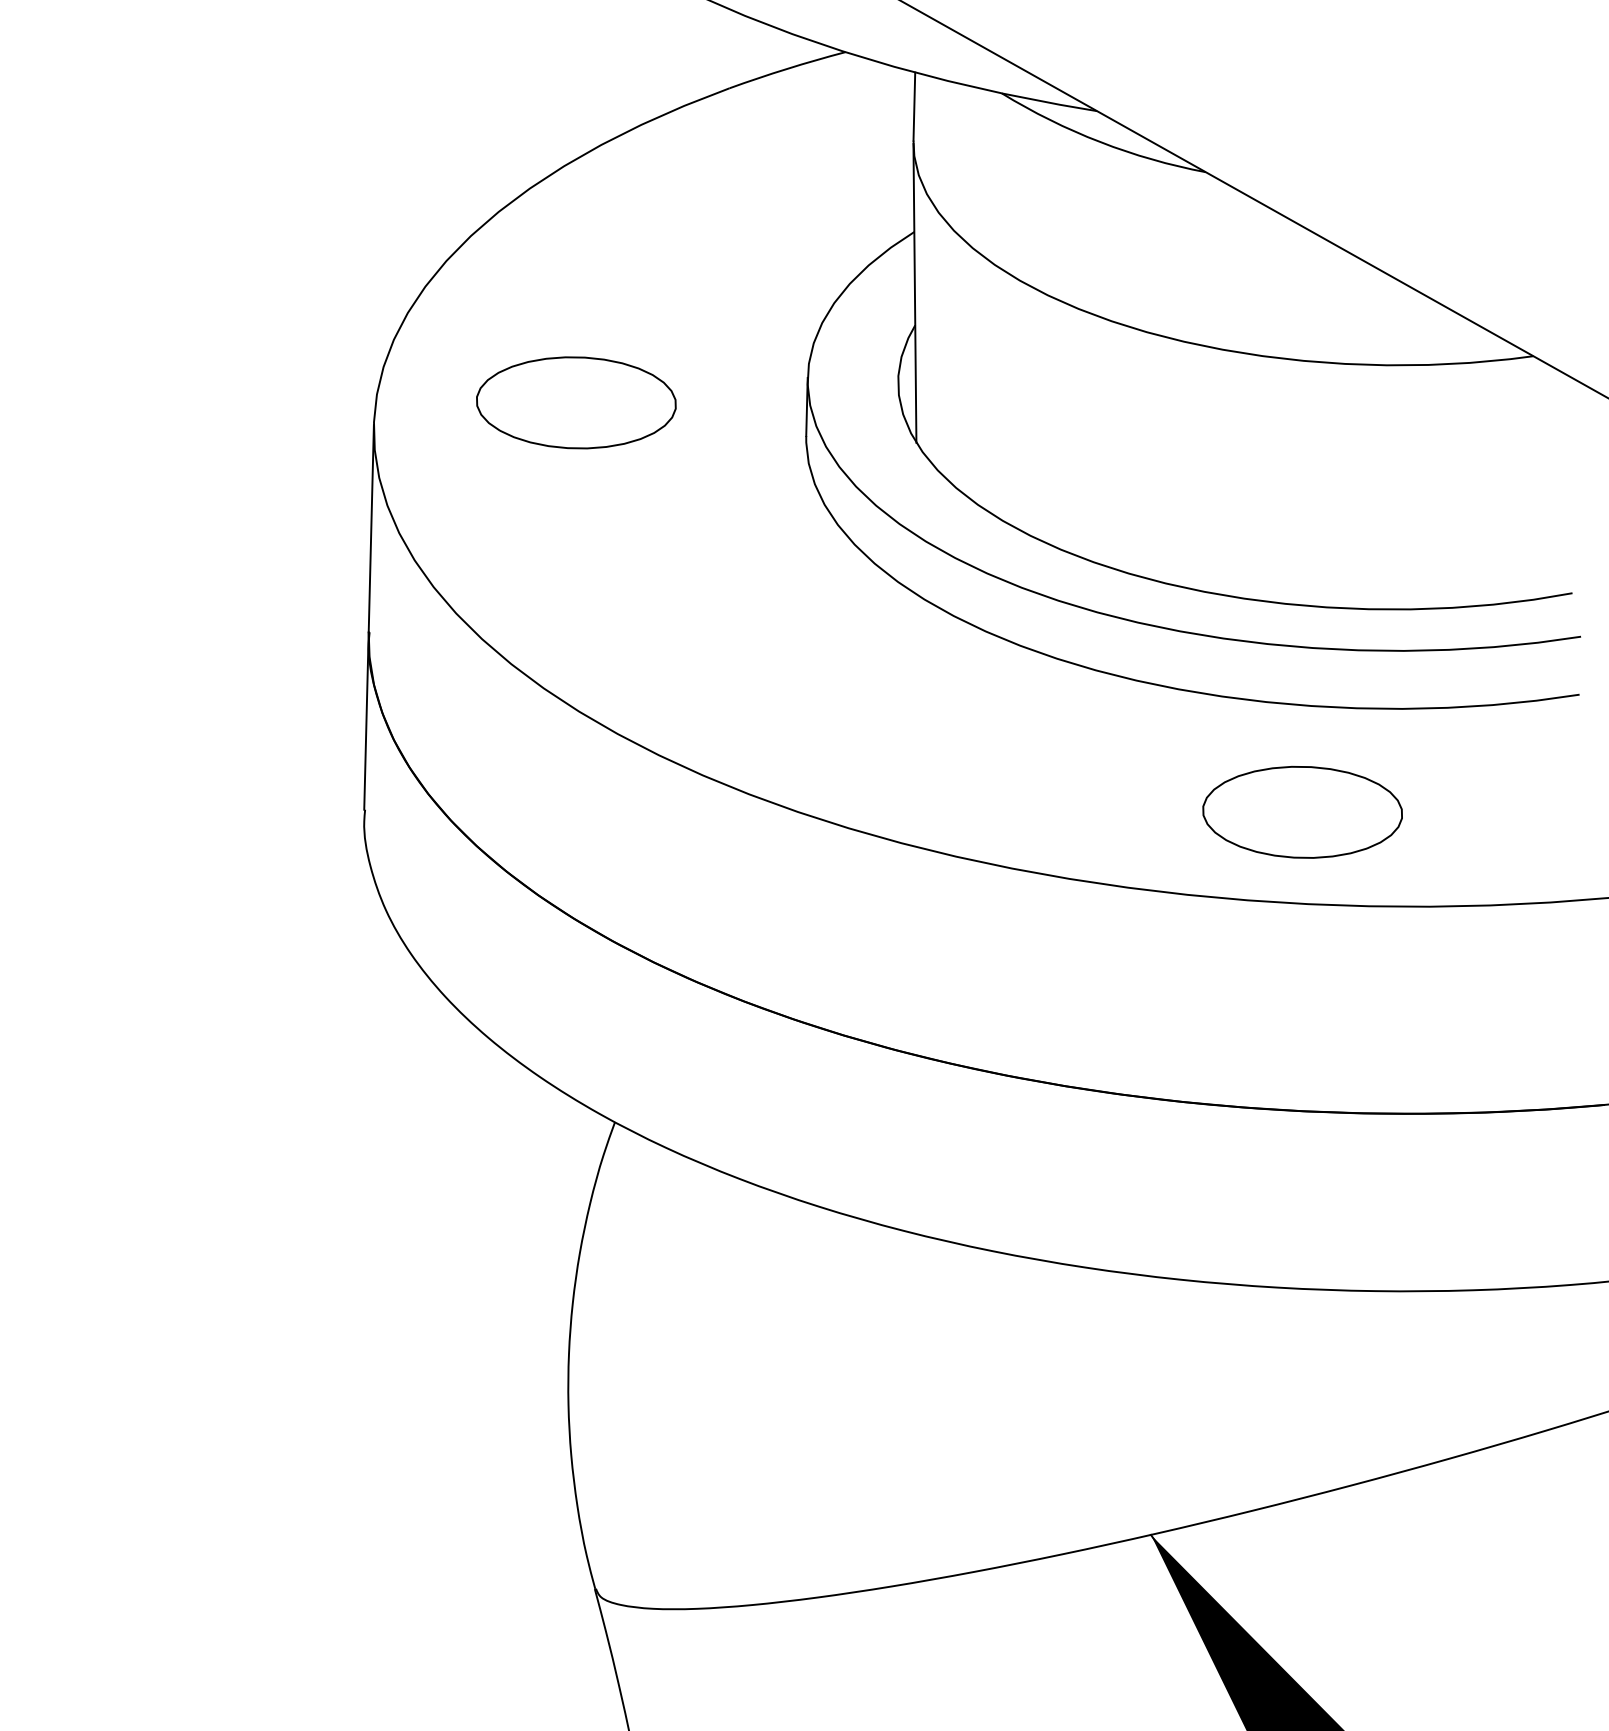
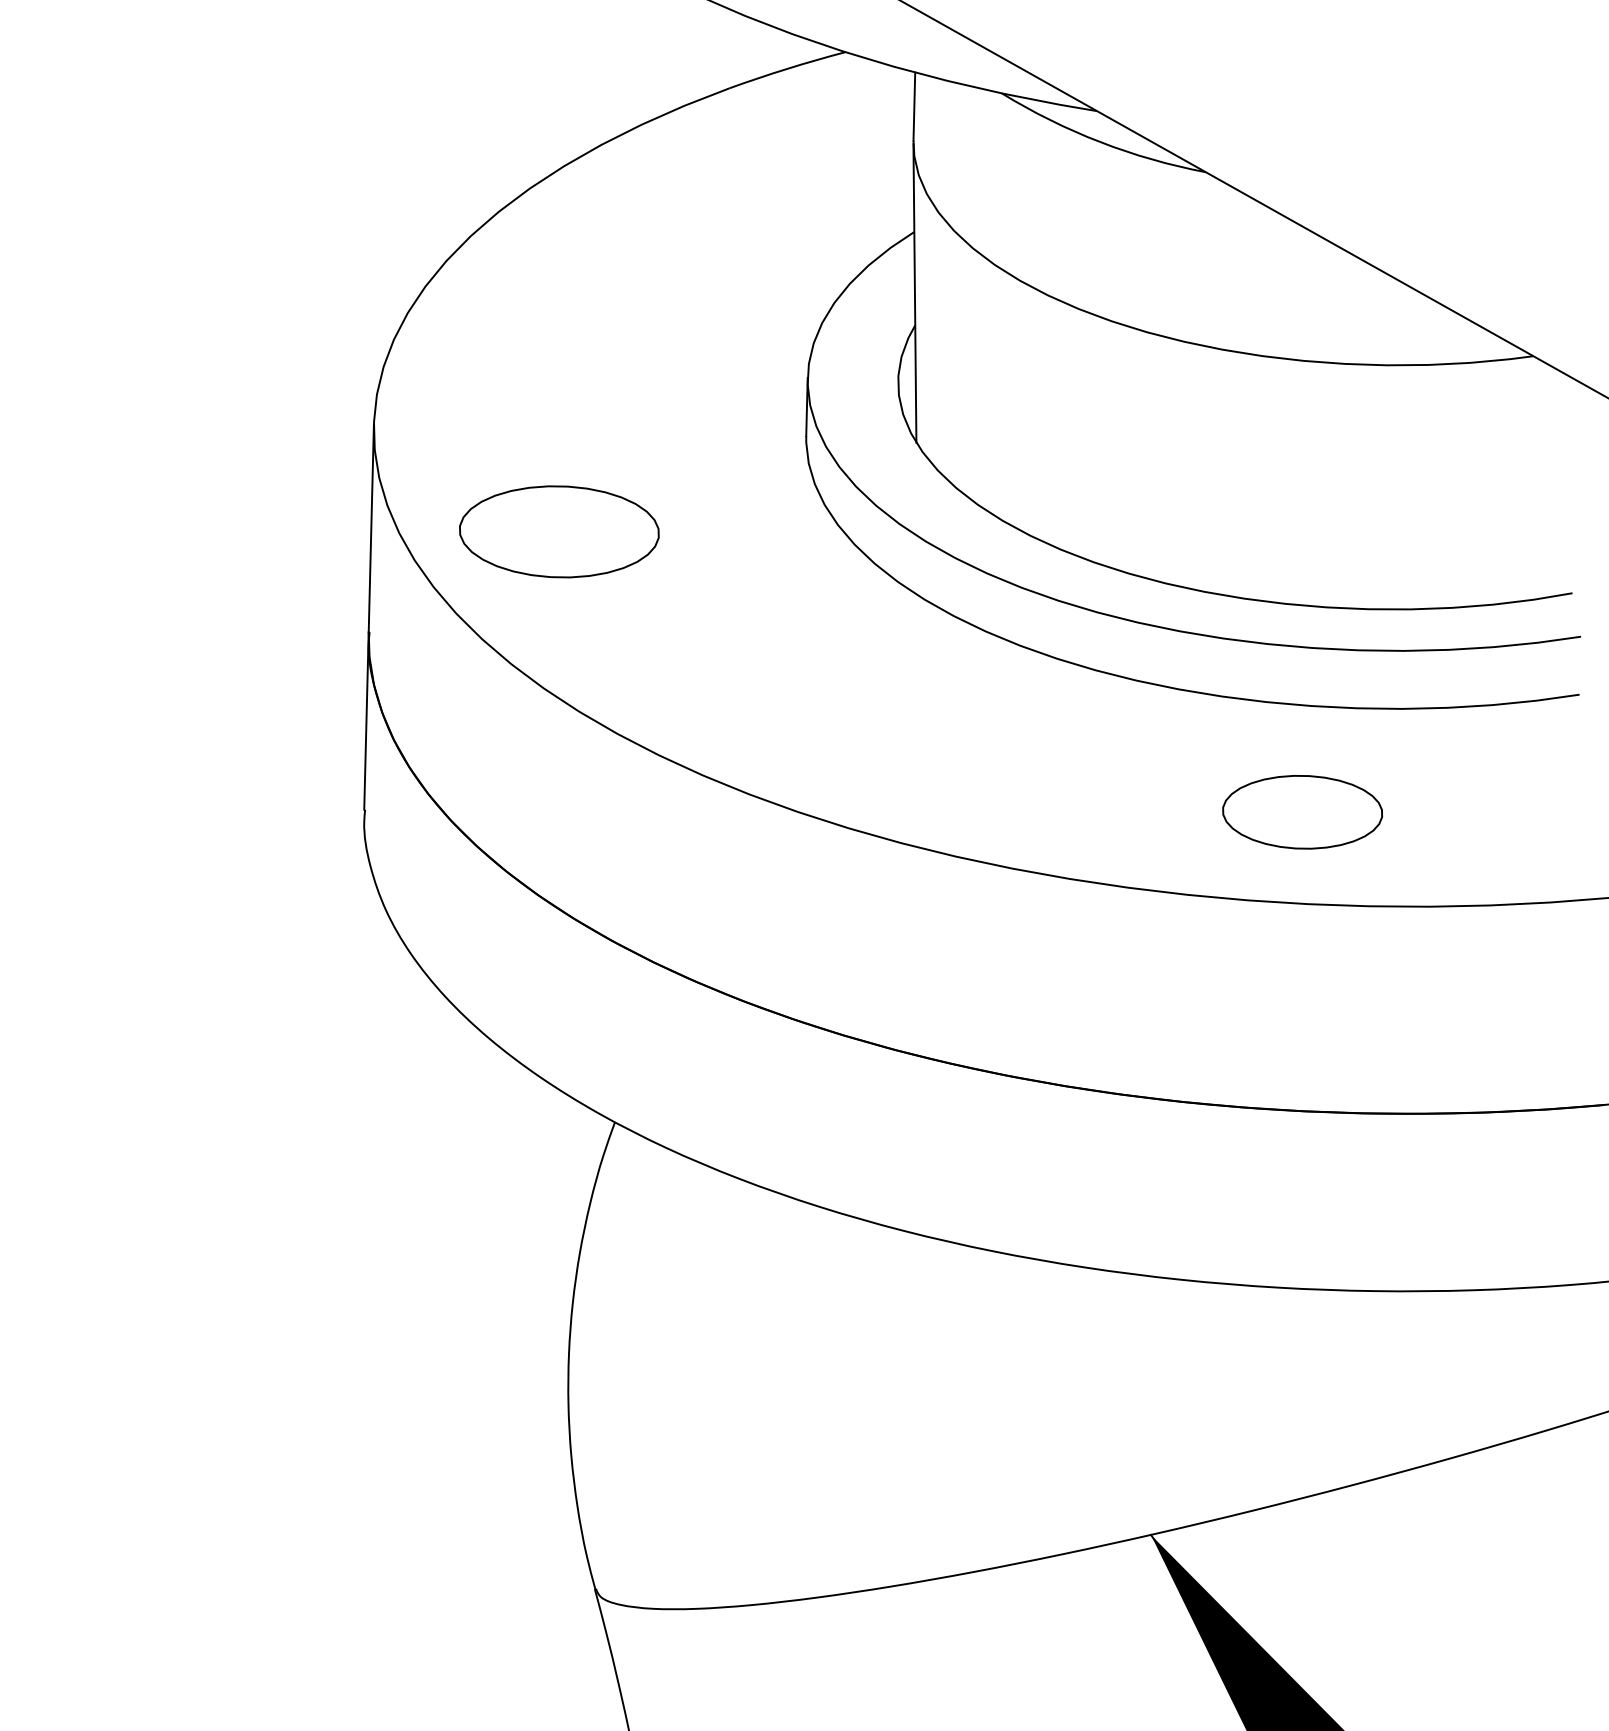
part position: (576, 402) -> (559, 531) (559, 531)
part size: 201x94 px -> 161x75 px (1302, 812)
